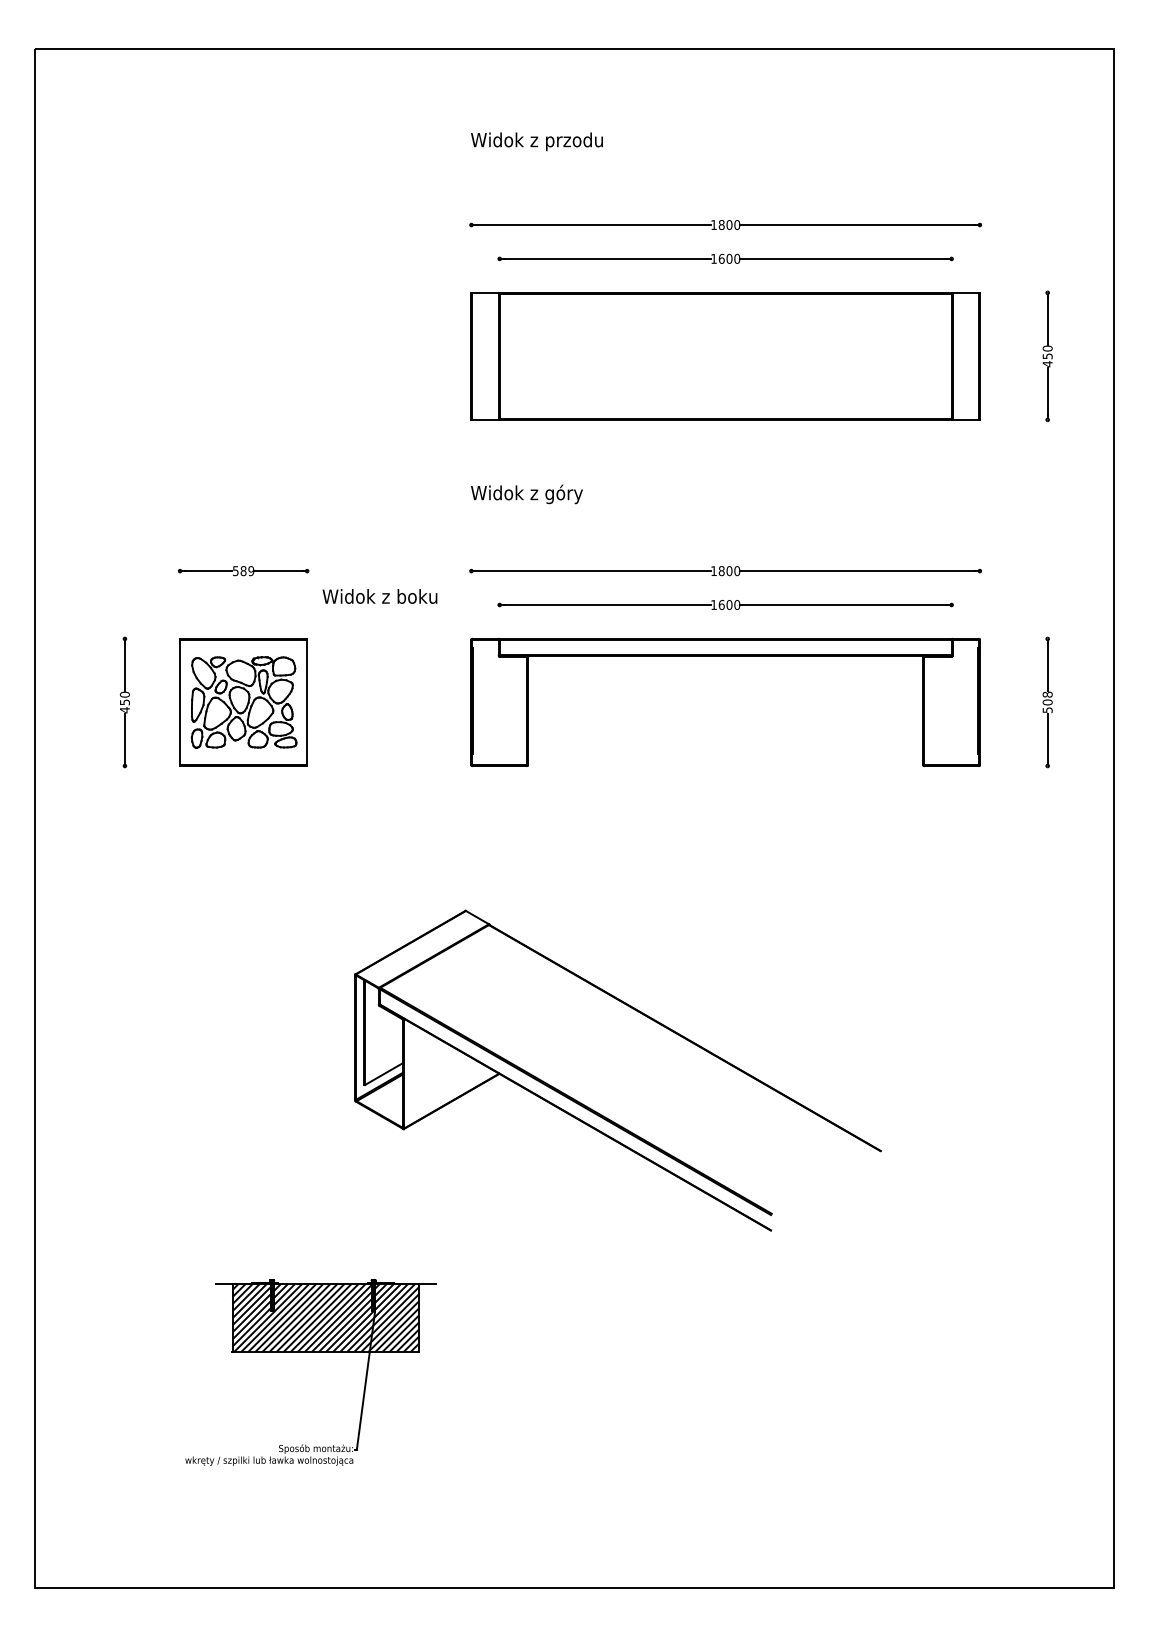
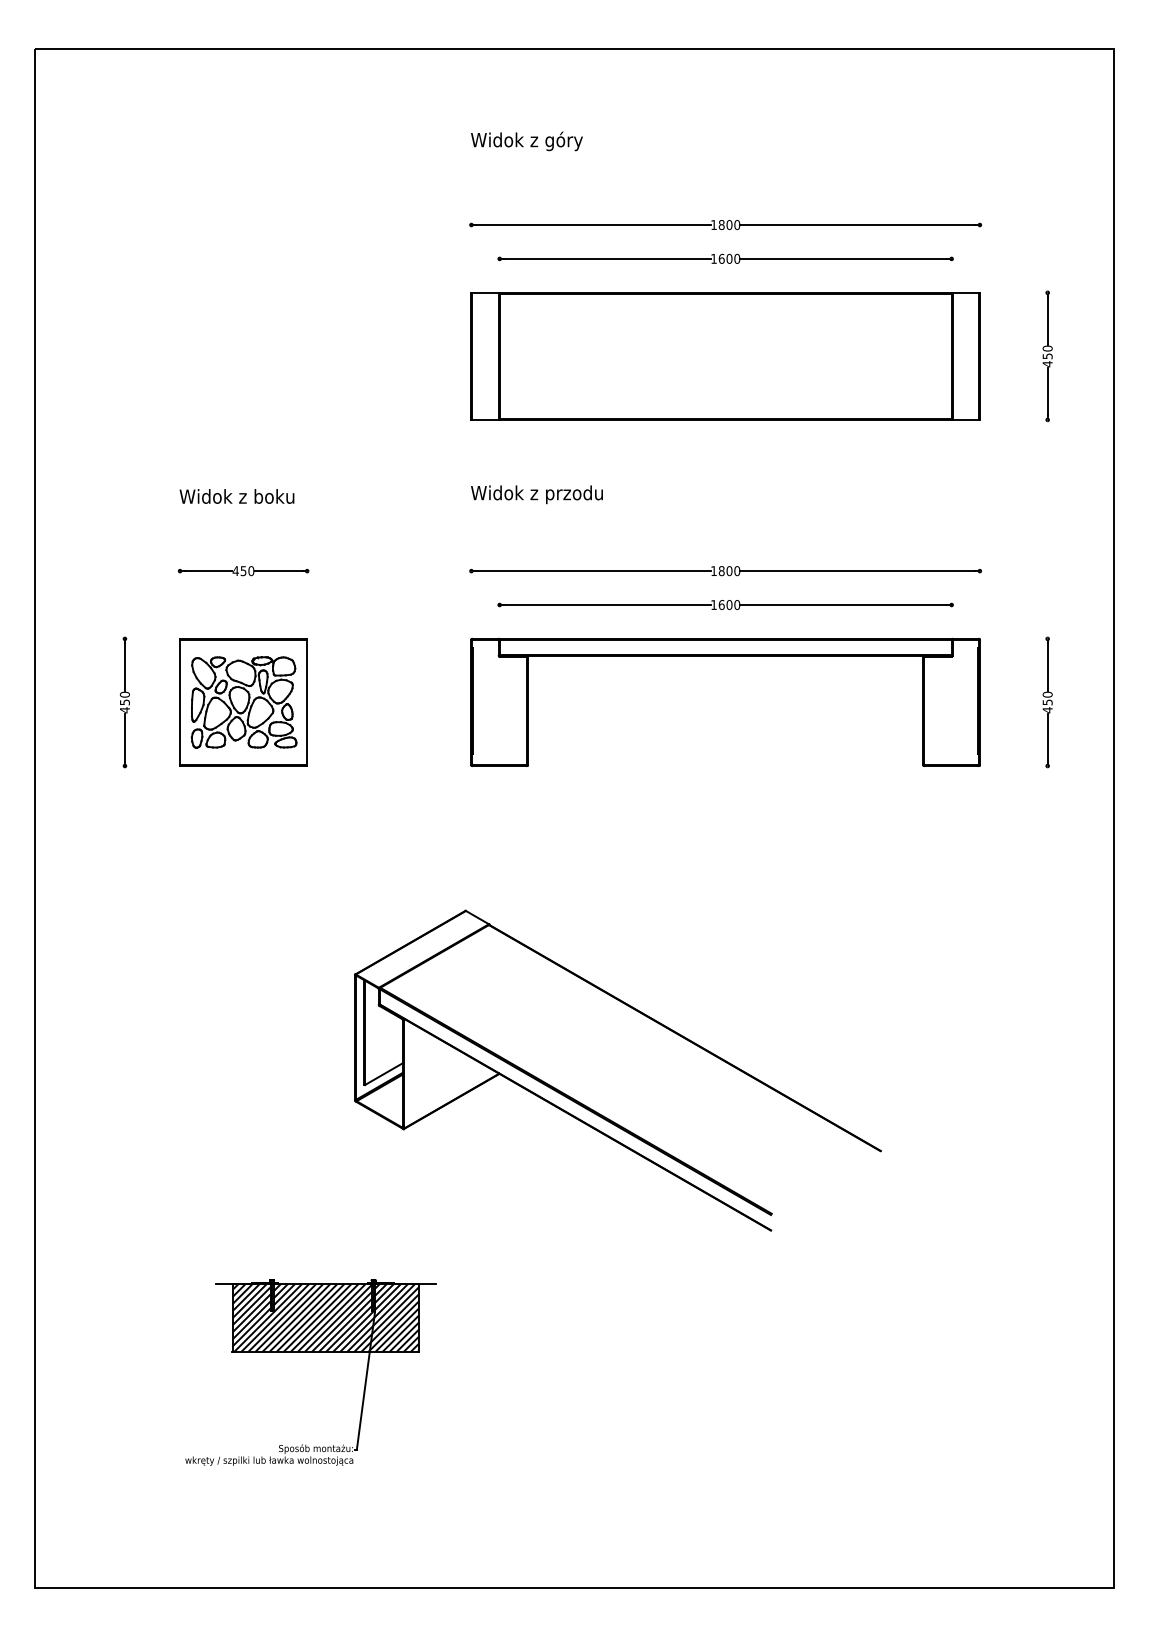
text: Widok z przodu -> Widok z góry (573, 141)
text: Widok z góry -> Widok z przodu (573, 494)
text: 589 -> 450 (243, 571)
text position: (379, 596) -> (236, 496) (236, 496)
text: 508 -> 450 (1047, 702)
